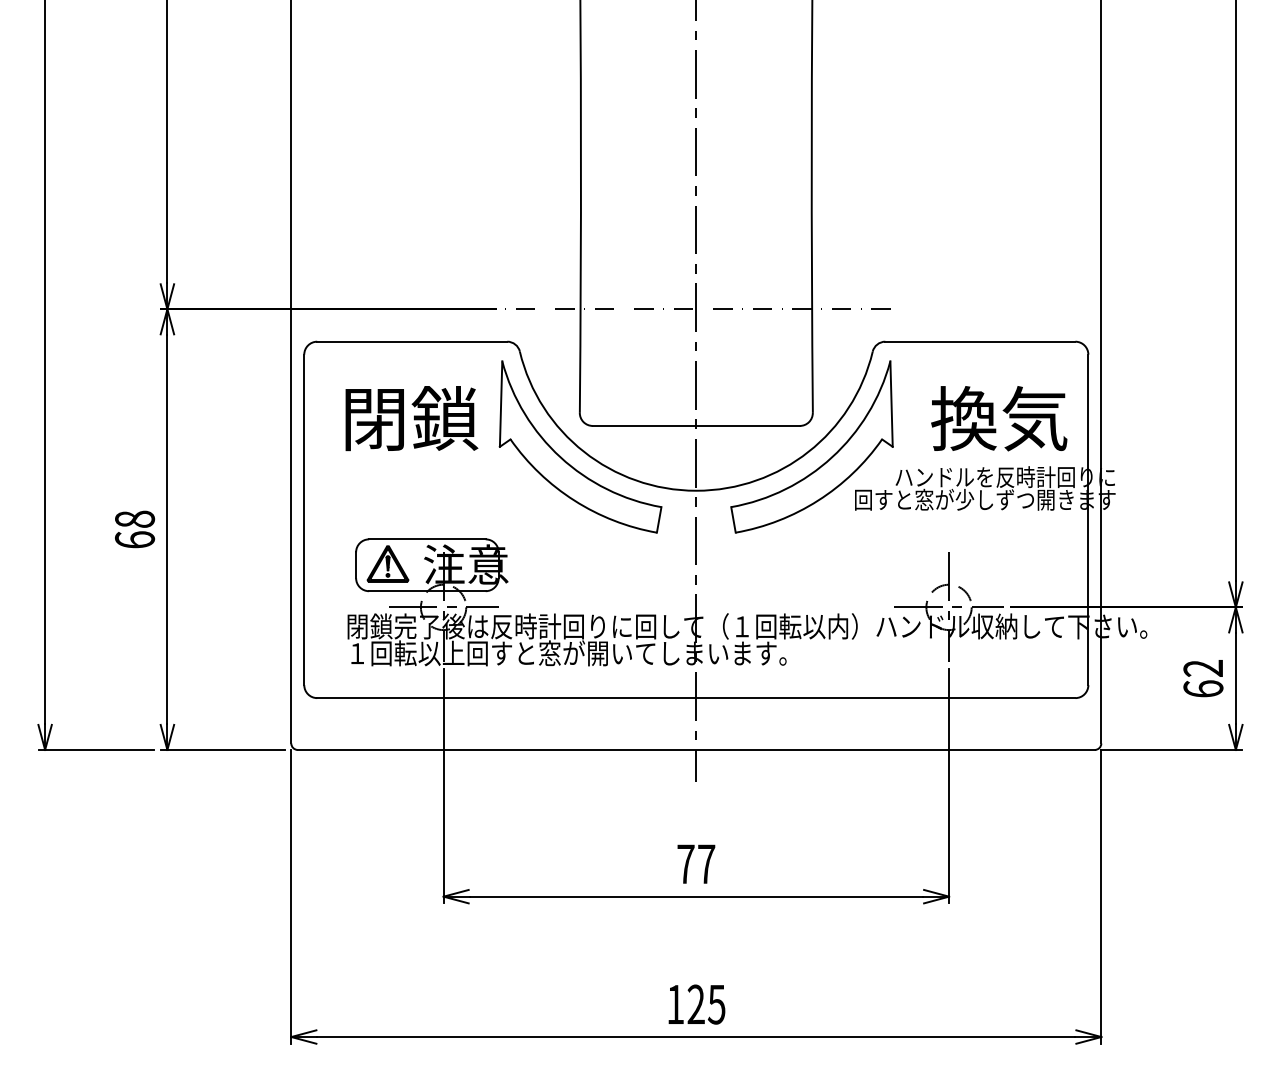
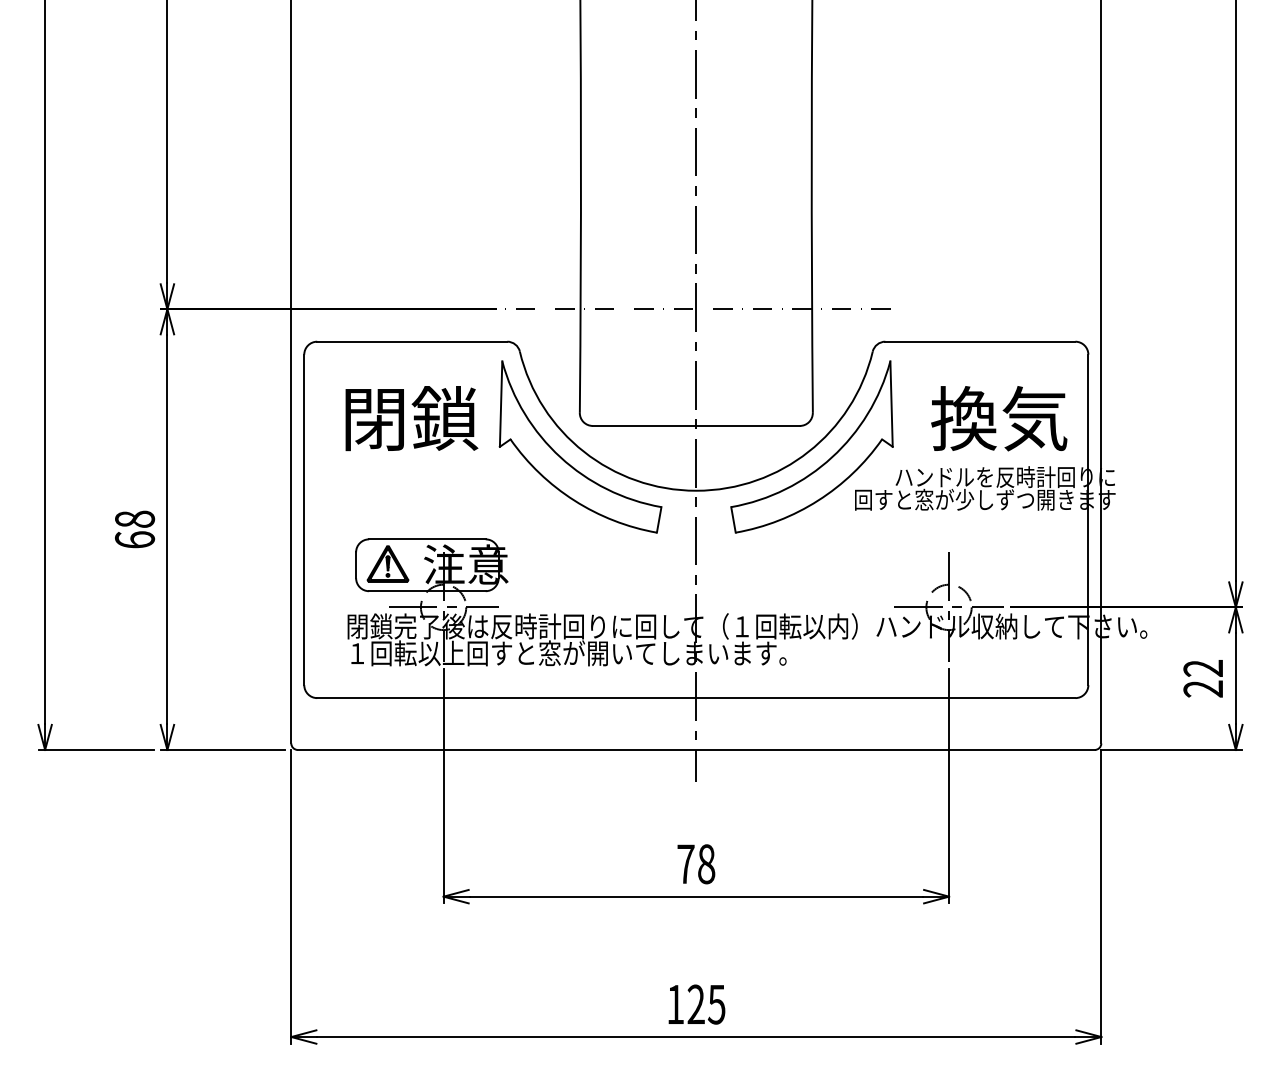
text: 62 -> 22 (1203, 688)
text: 77 -> 78 (706, 864)
